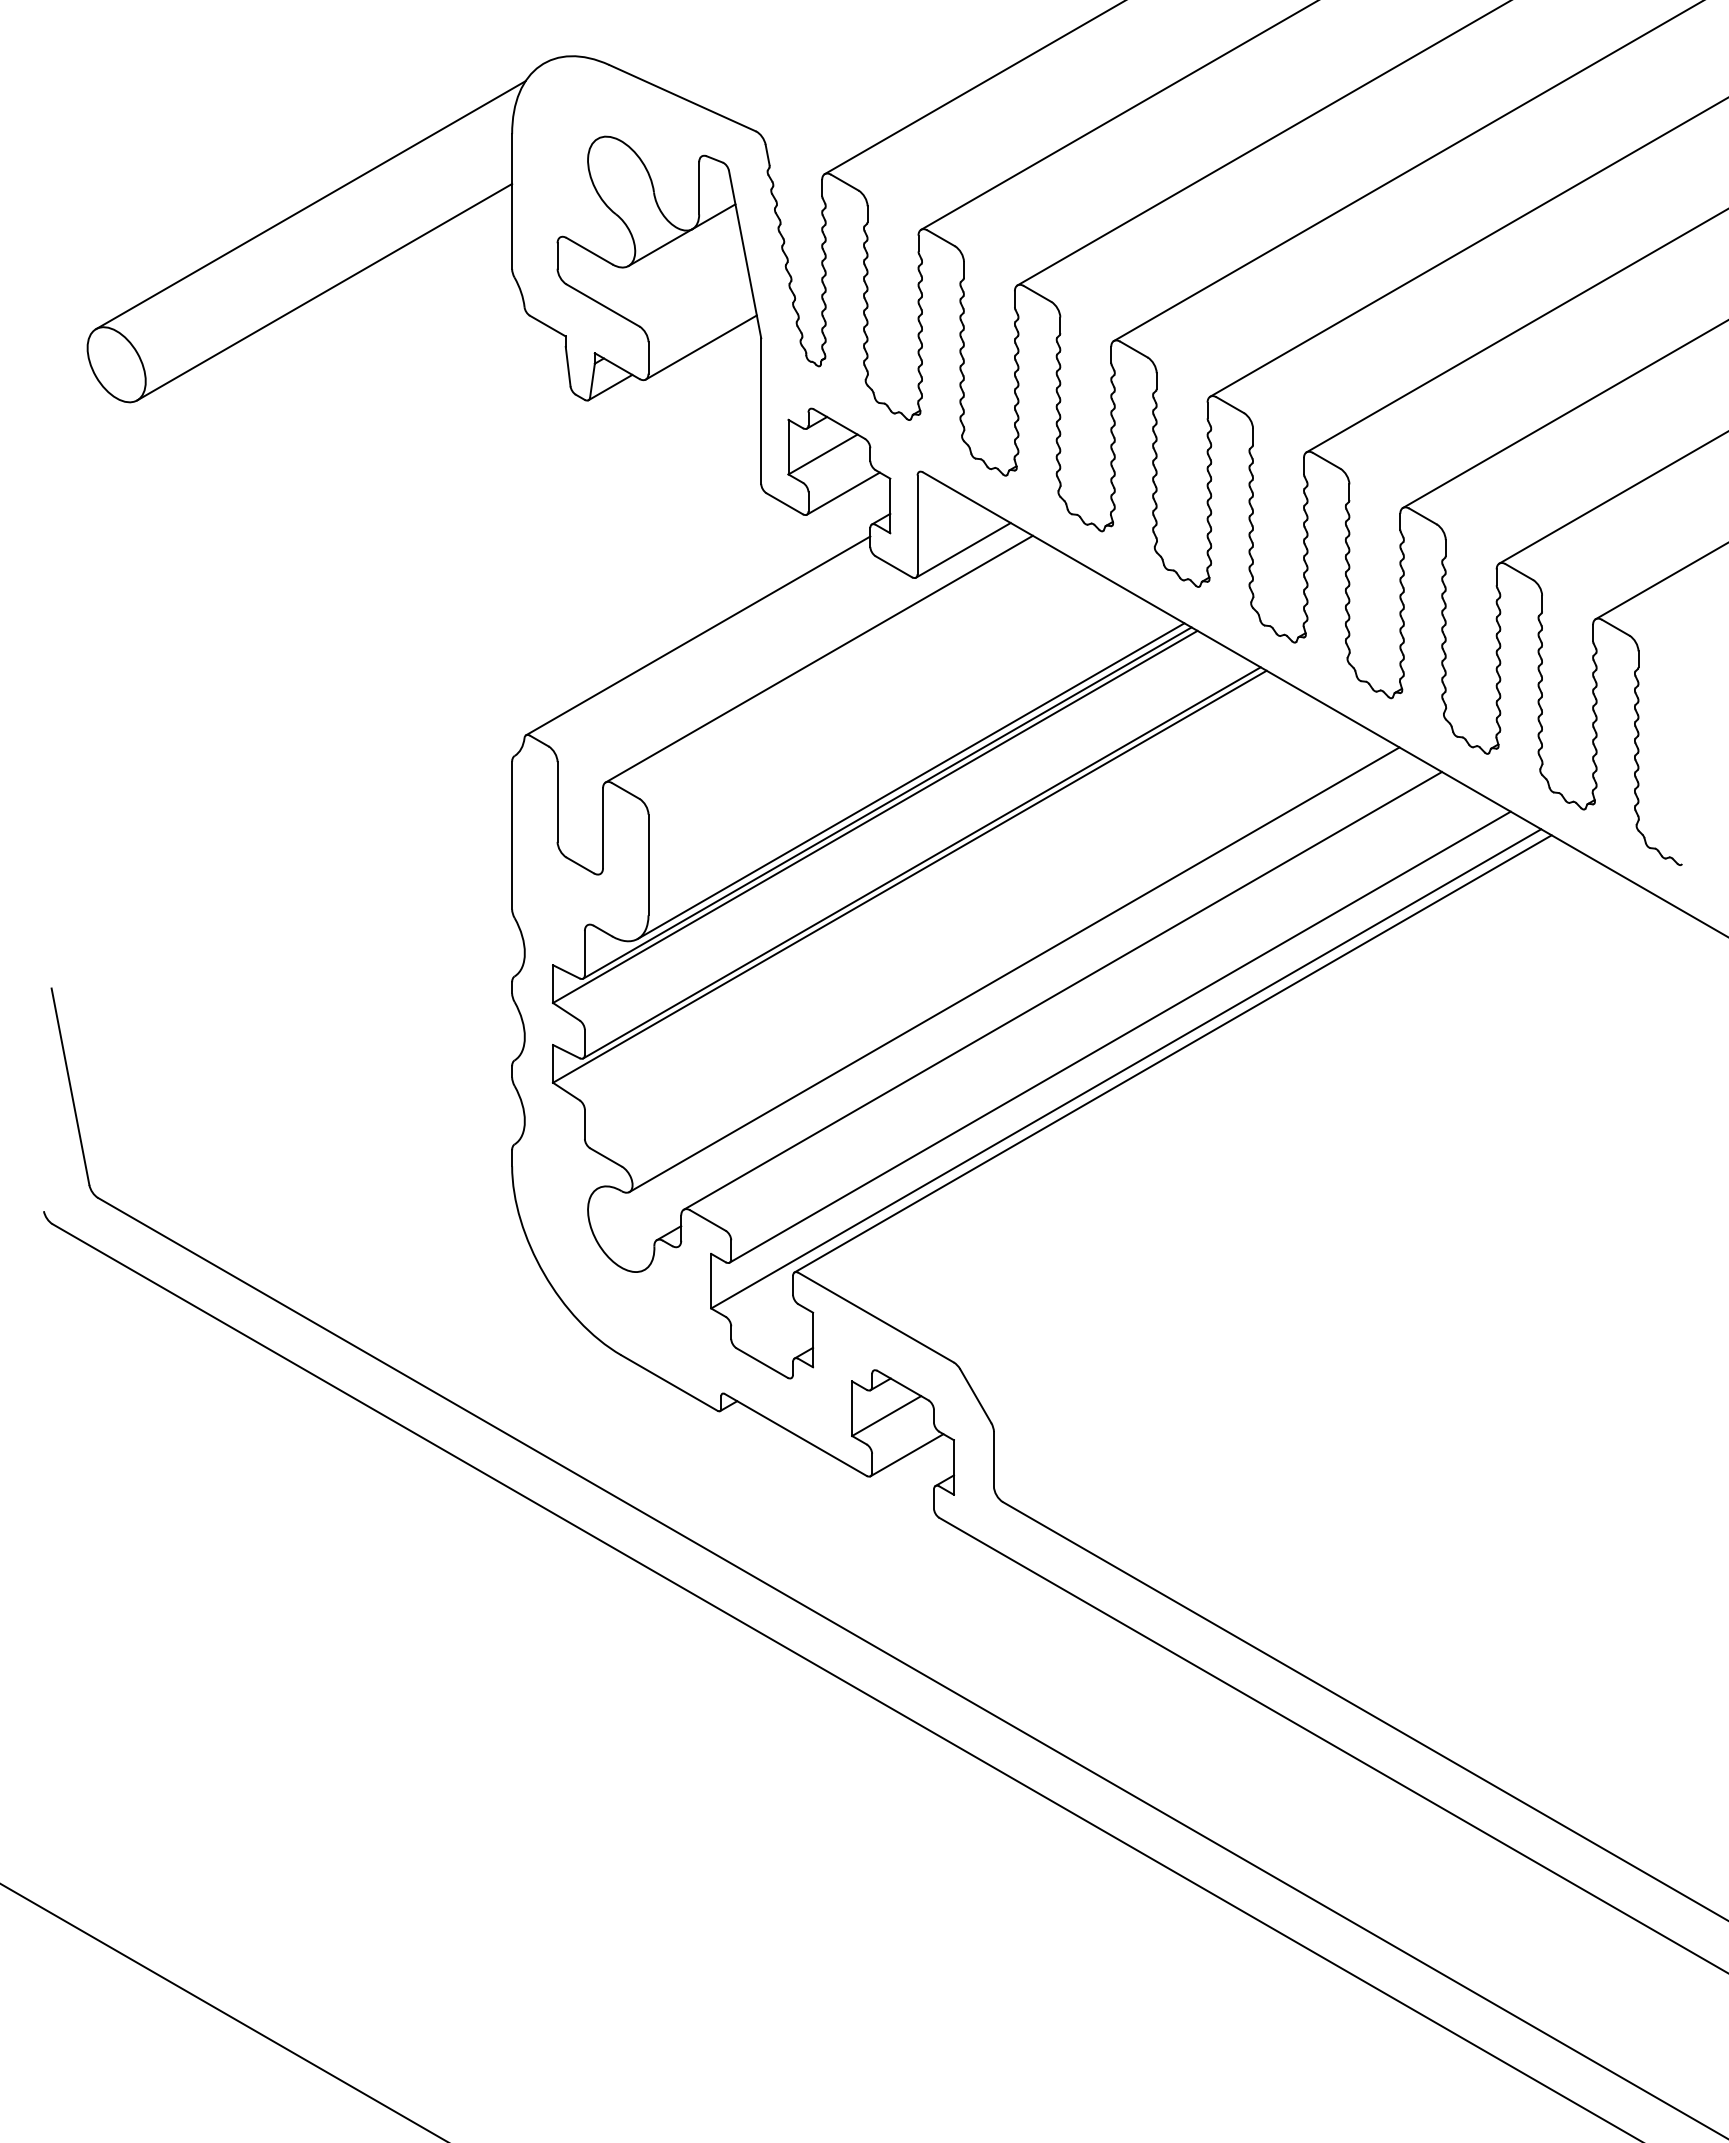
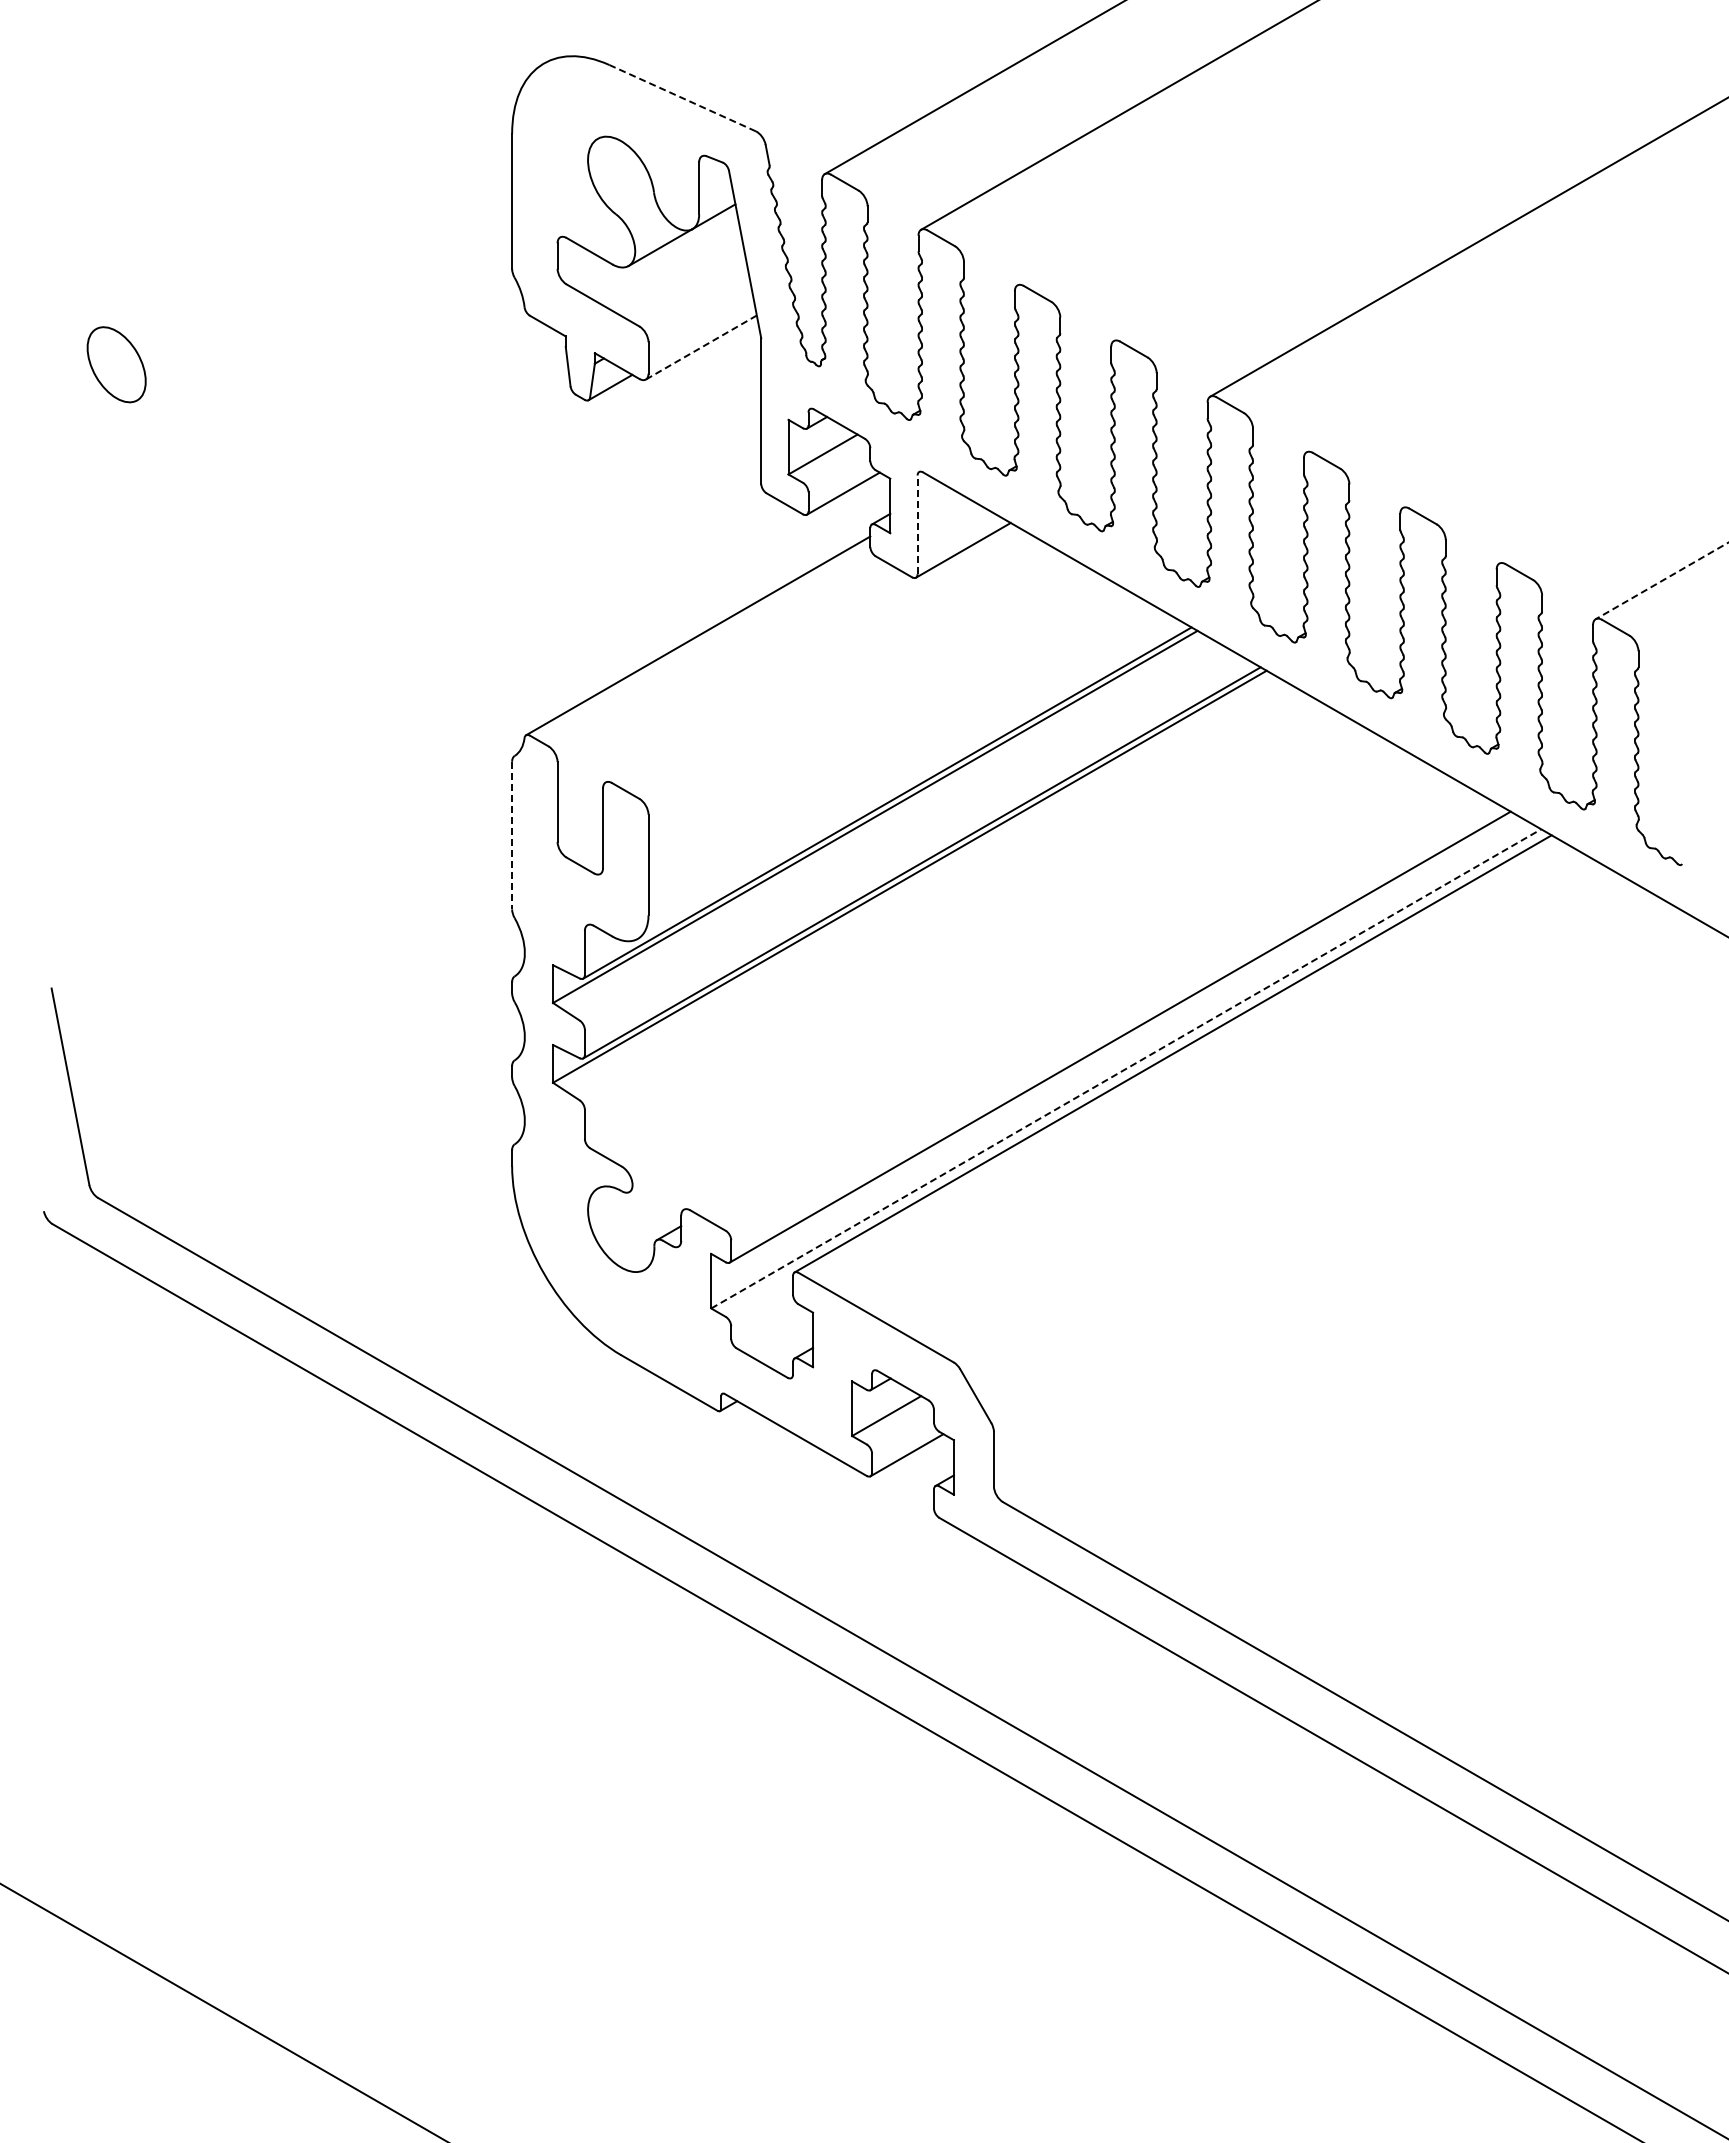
line: solid -> dashed (682, 98)
line: present -> none (1262, 143)
line: present -> none (1407, 171)
line: present -> none (310, 205)
line: present -> none (324, 291)
line: present -> none (1515, 331)
line: solid -> dashed (700, 347)
line: present -> none (1563, 414)
line: present -> none (1612, 498)
line: solid -> dashed (917, 524)
line: solid -> dashed (1661, 581)
line: present -> none (818, 658)
line: present -> none (910, 780)
line: solid -> dashed (512, 835)
line: present -> none (1014, 969)
line: present -> none (1062, 990)
line: solid -> dashed (1126, 1068)
